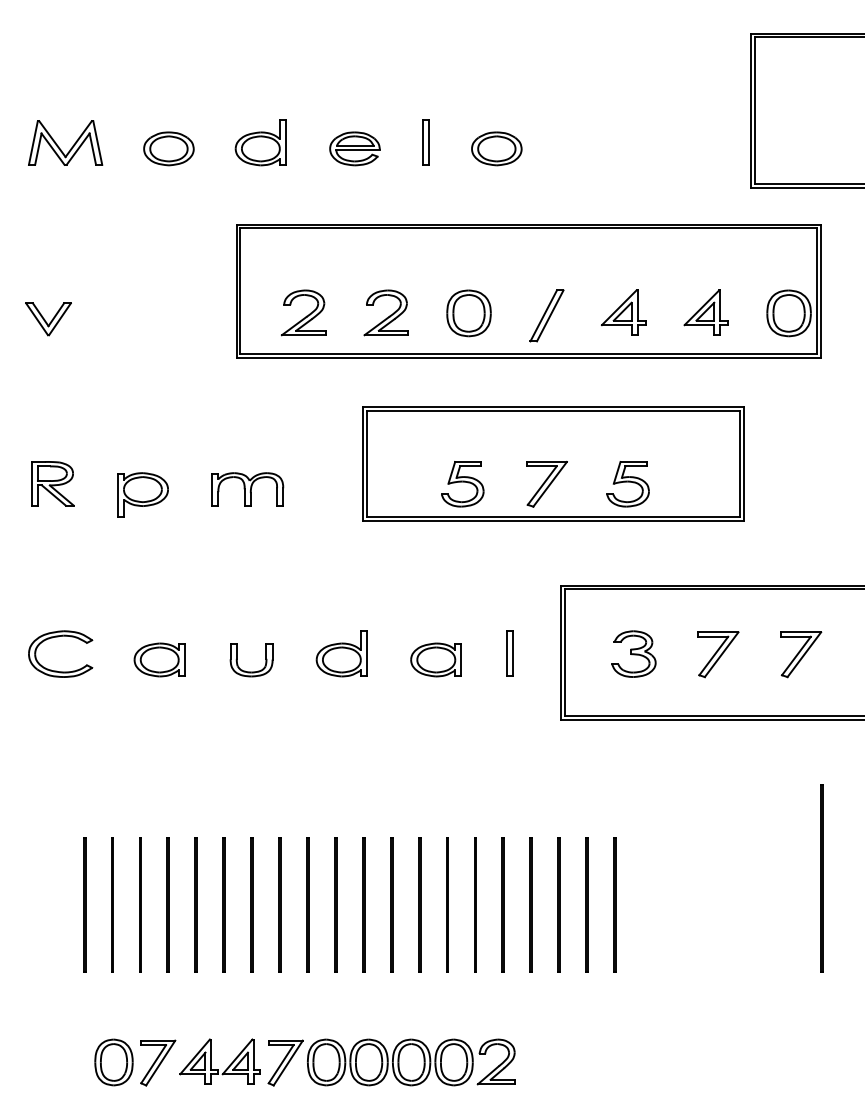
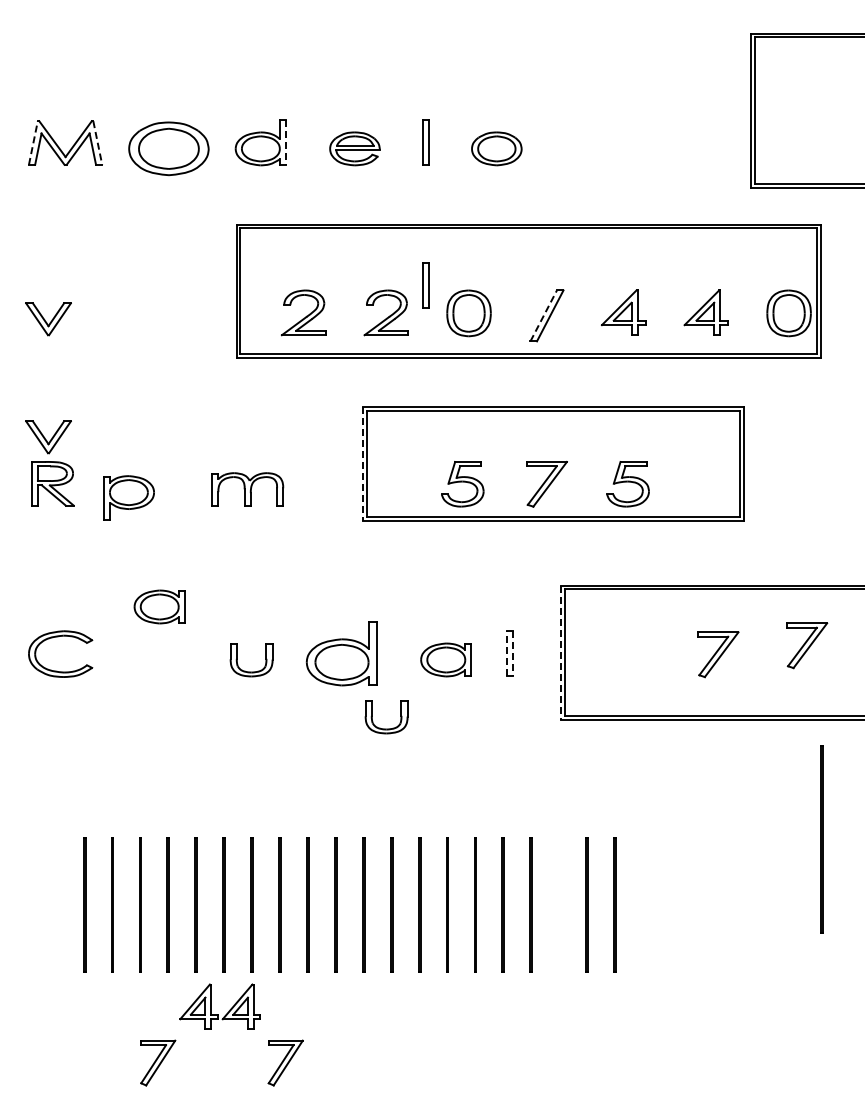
line: solid -> dashed (33, 142)
line: solid -> dashed (286, 142)
line: solid -> dashed (97, 143)
part size: 52x36 px -> 82x56 px (168, 148)
part: none -> present (425, 285)
line: solid -> dashed (543, 315)
part: none -> present (48, 437)
line: solid -> dashed (362, 464)
part position: (142, 494) -> (128, 497) (128, 497)
part size: 53x48 px -> 73x66 px (341, 653)
line: solid -> dashed (507, 653)
line: solid -> dashed (560, 653)
part: present -> none (633, 653)
line: solid -> dashed (513, 654)
part position: (801, 654) -> (807, 645) (807, 645)
part position: (159, 659) -> (159, 606) (159, 606)
part position: (435, 659) -> (445, 659) (445, 659)
part: none -> present (386, 728)
line position: (821, 878) -> (821, 839) (821, 839)
line: present -> none (558, 904)
part position: (211, 1061) -> (211, 1006) (211, 1006)
part: present -> none (113, 1062)
part: present -> none (411, 1062)
